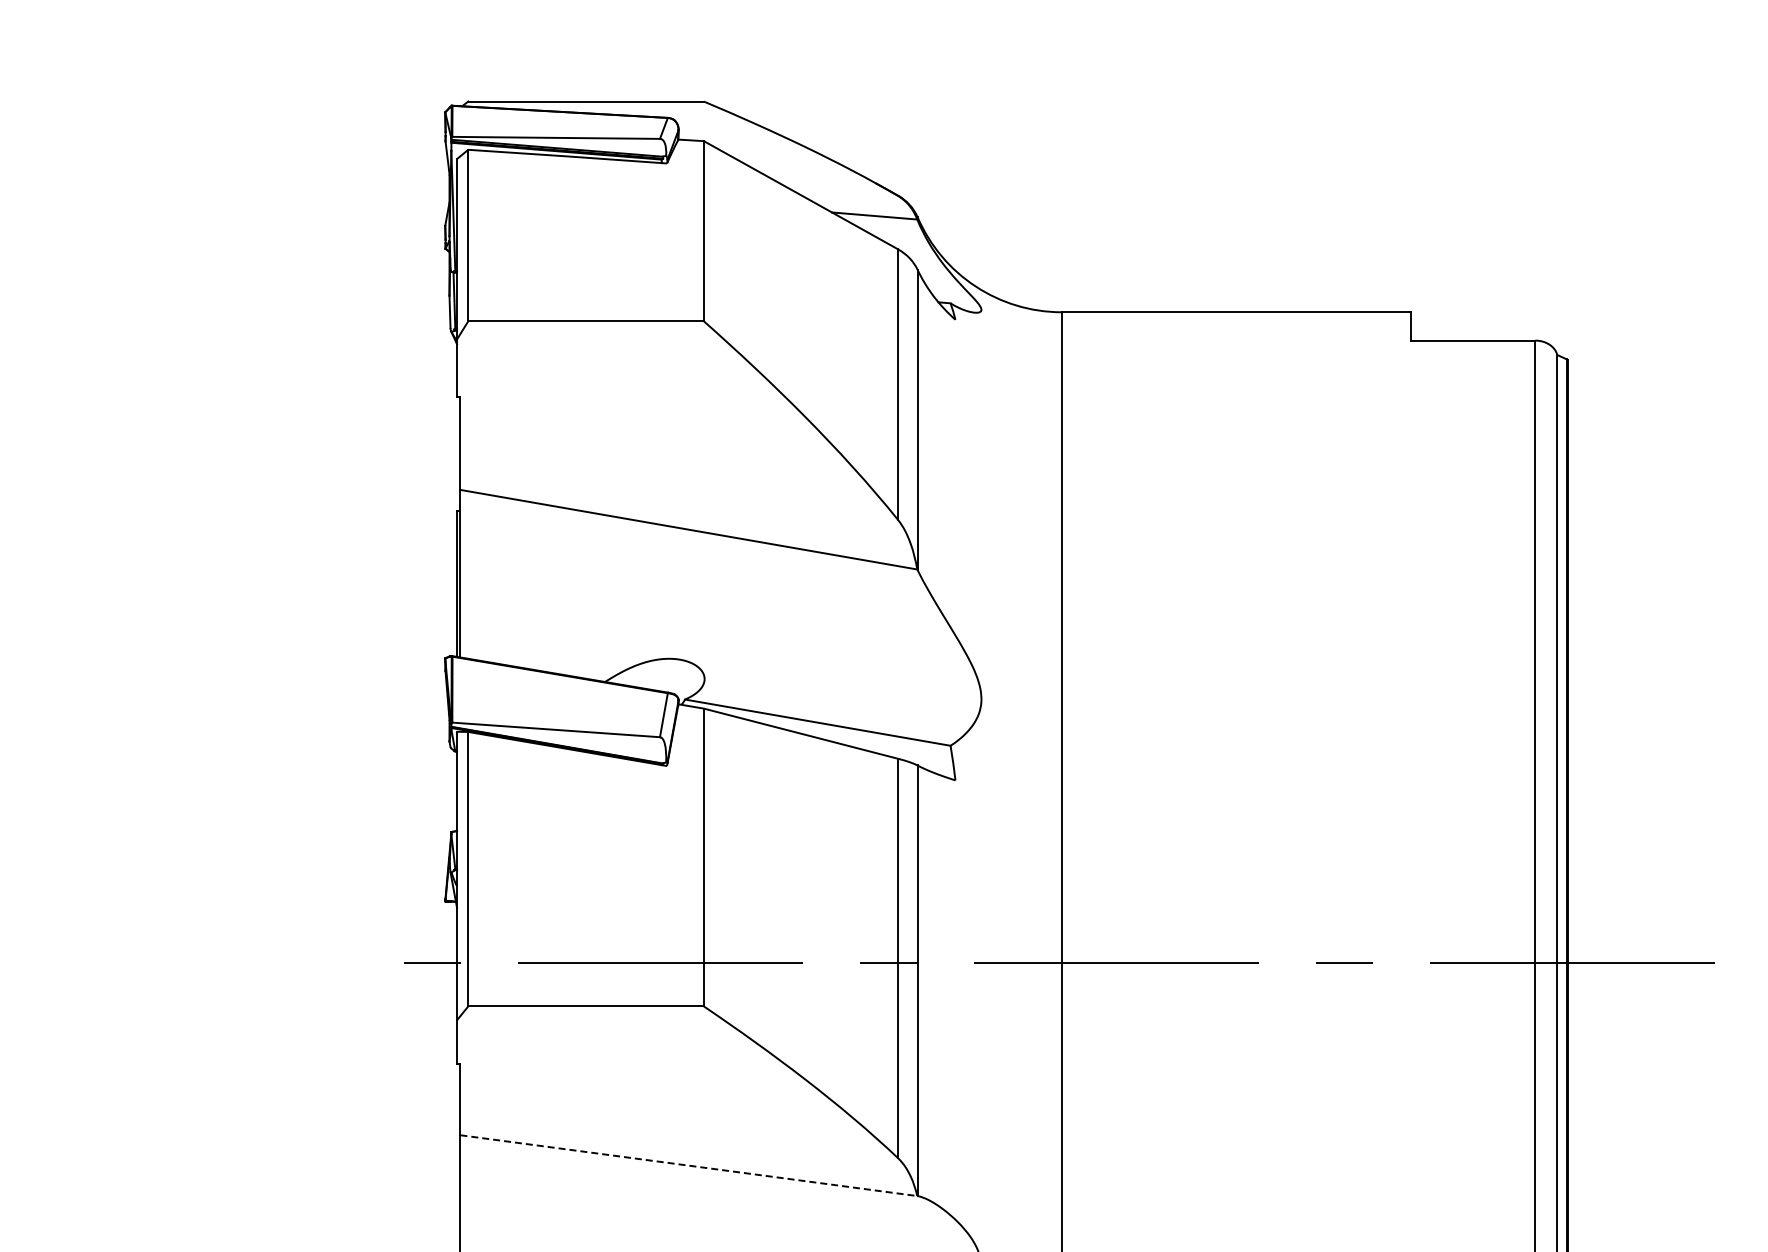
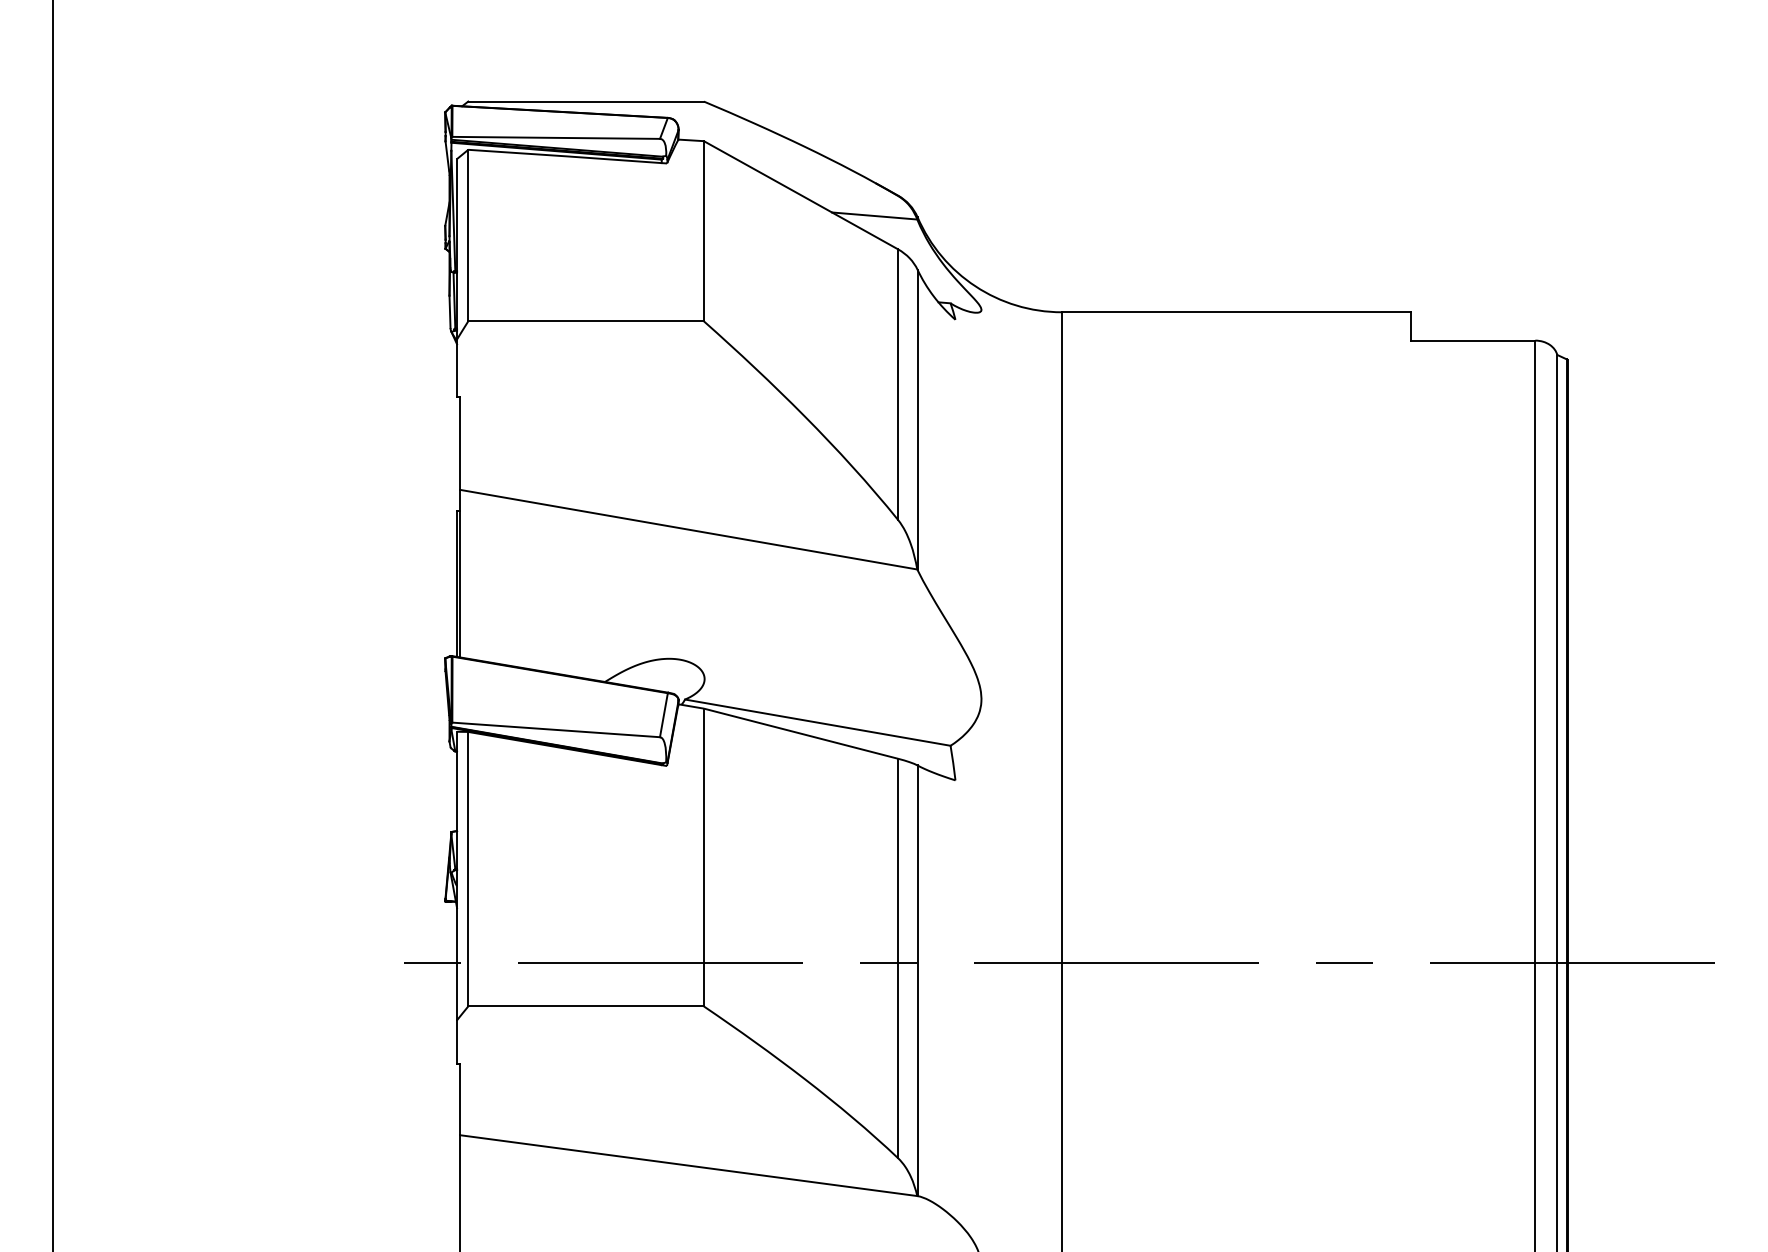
line: none -> present (53, 625)
line: dashed -> solid (689, 1165)
